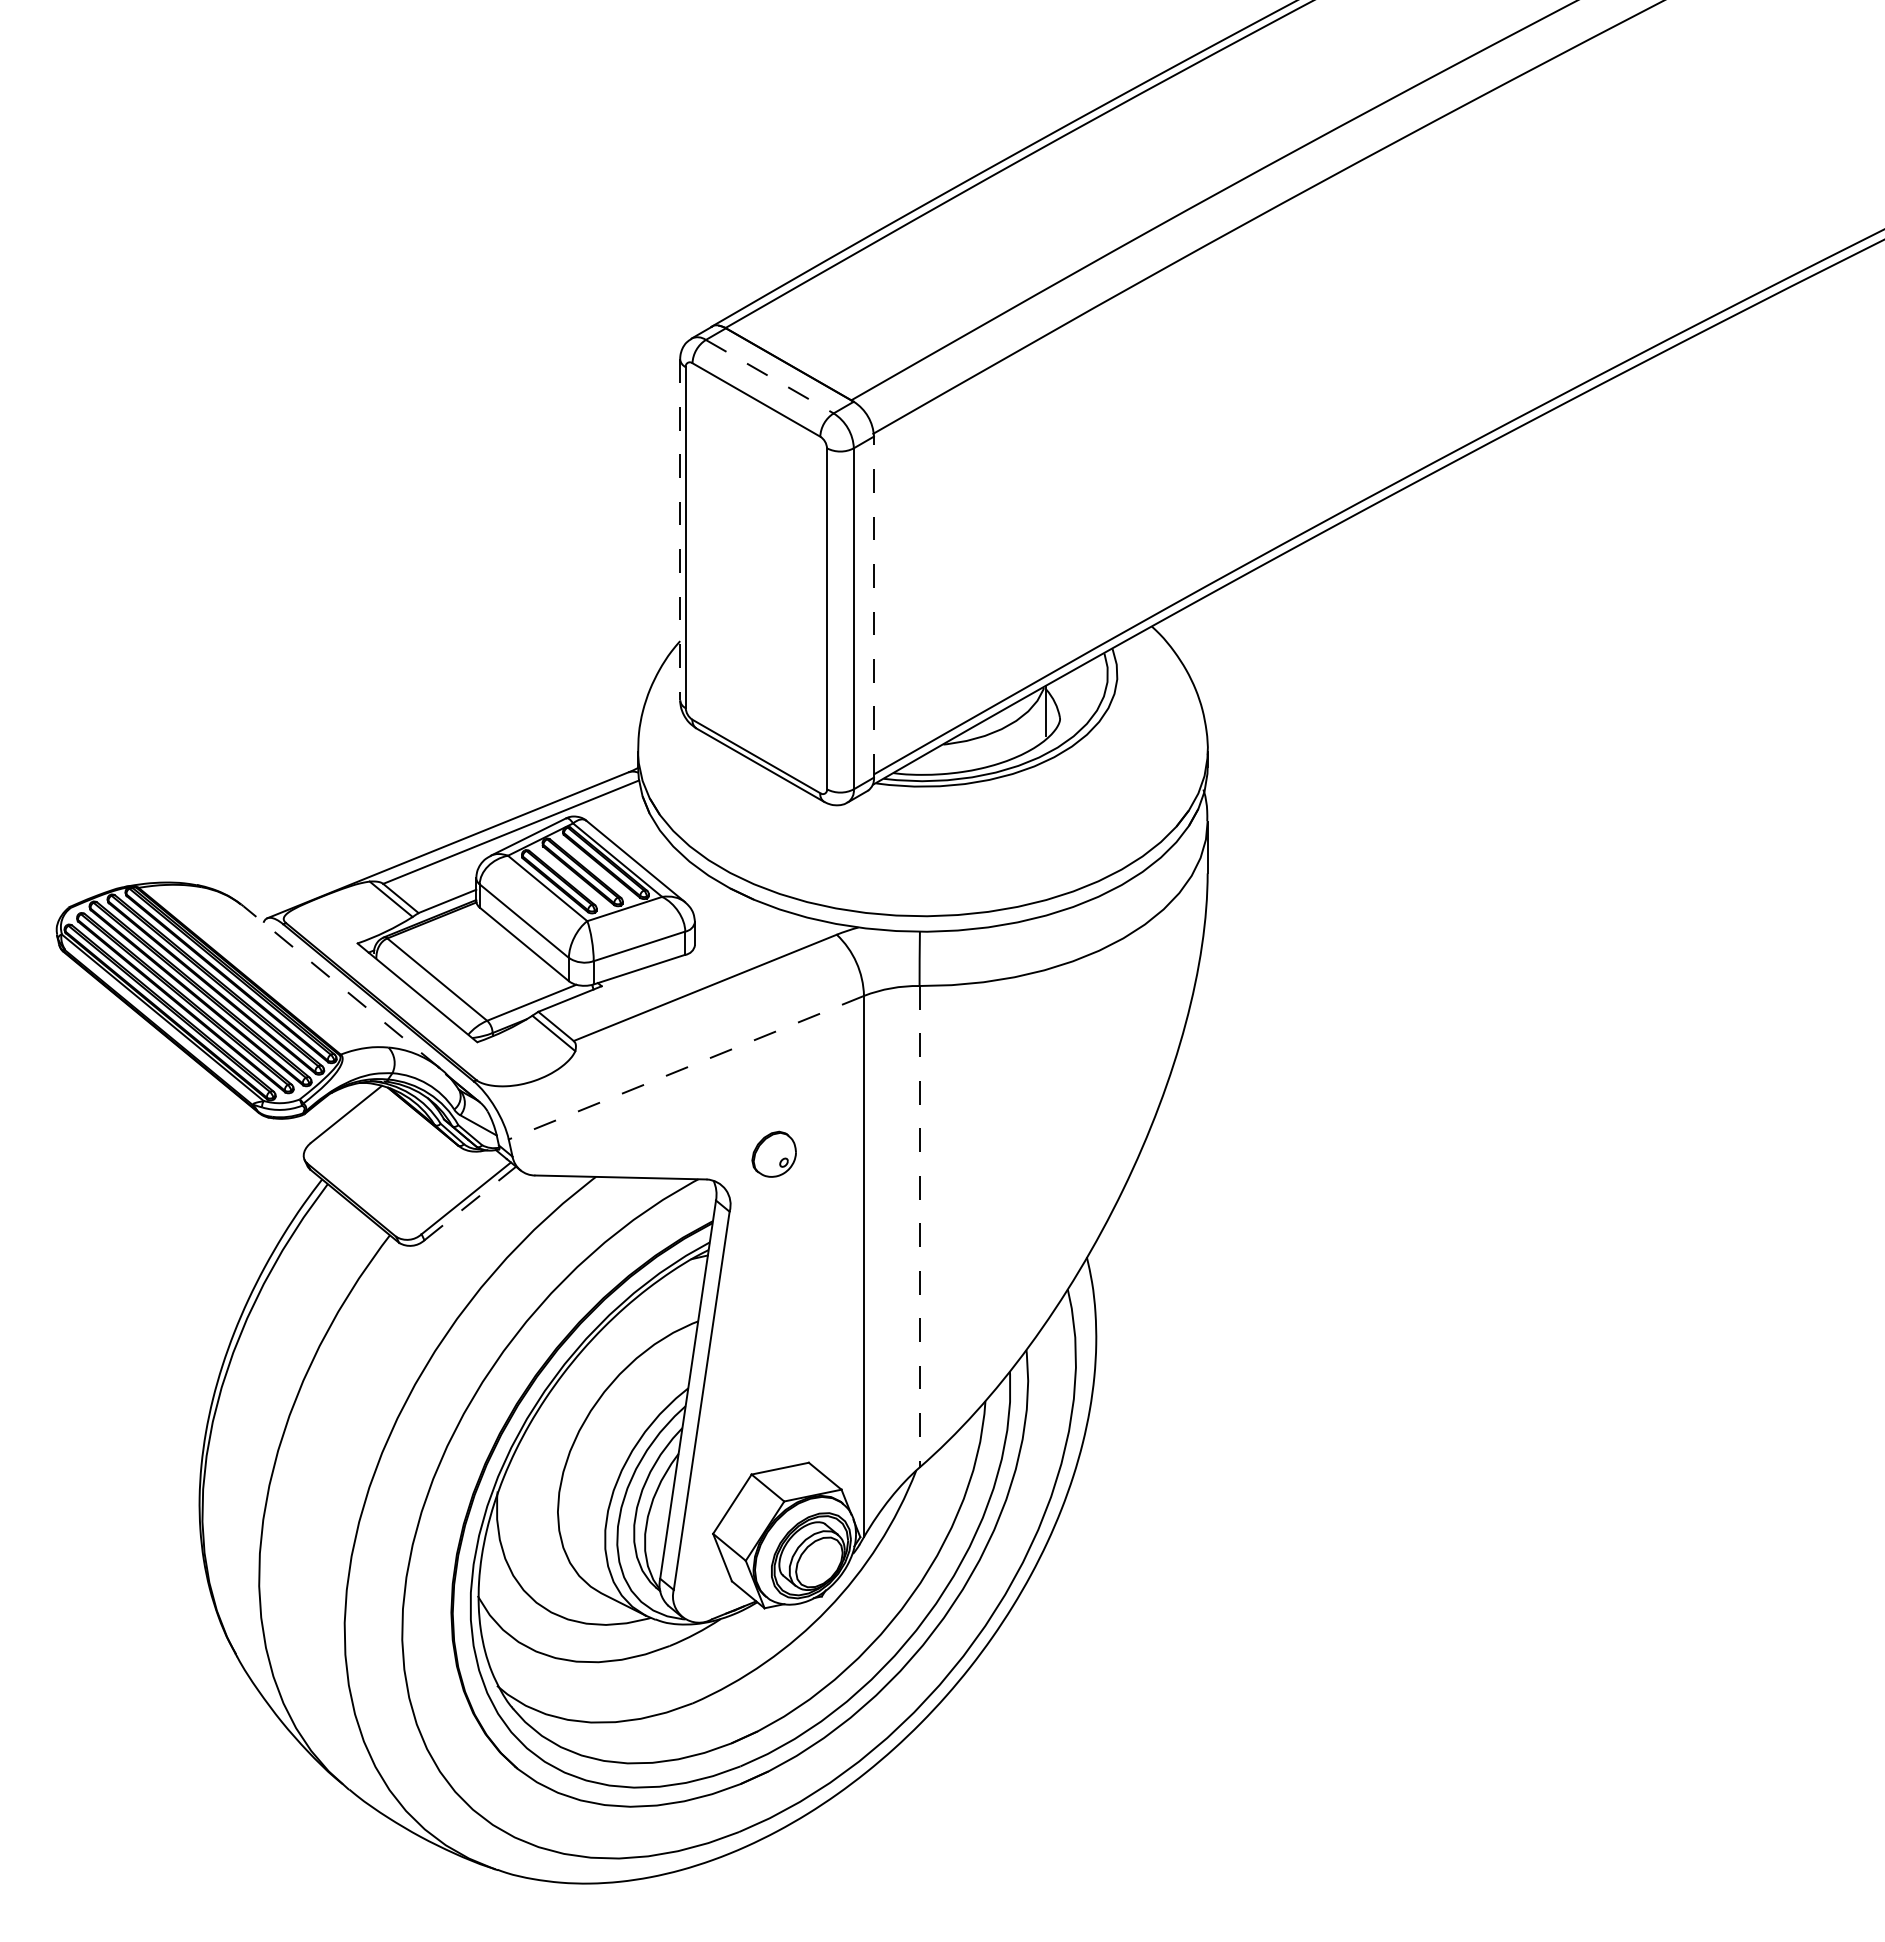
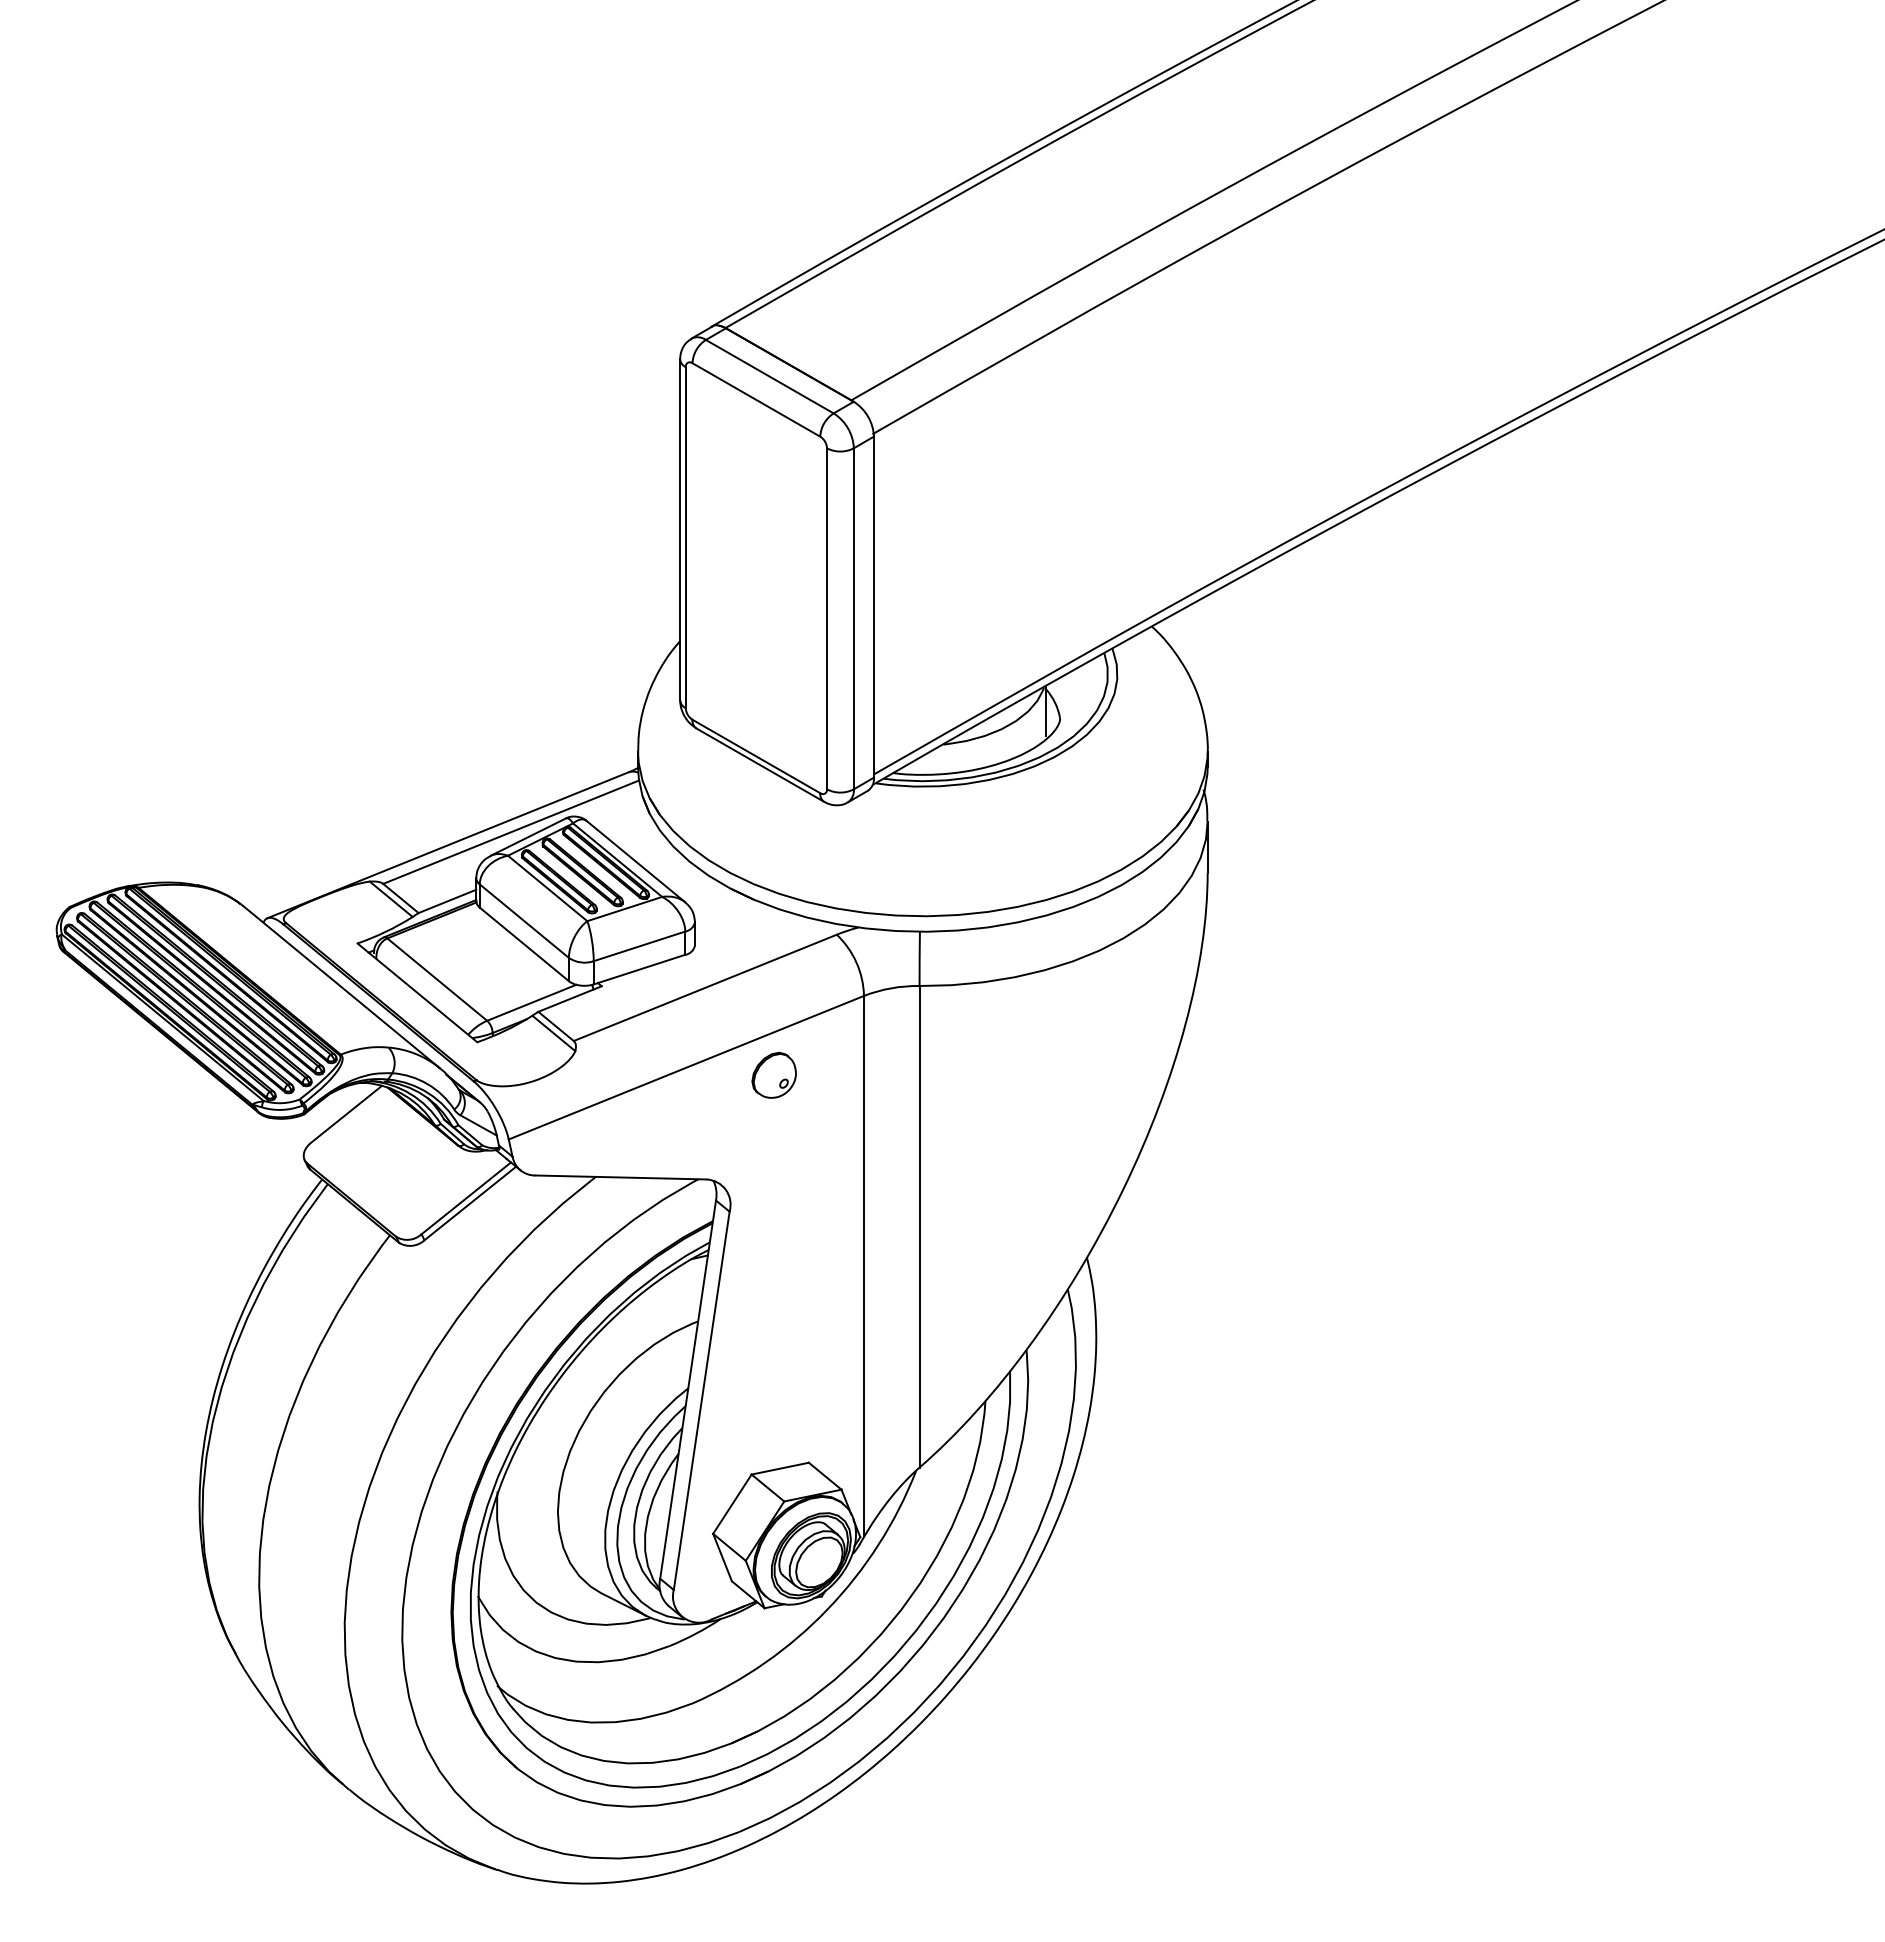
line: dashed -> solid (769, 376)
line: dashed -> solid (680, 529)
line: dashed -> solid (873, 607)
line: dashed -> solid (341, 986)
line: dashed -> solid (686, 1067)
part position: (773, 1153) -> (773, 1074) (773, 1074)
line: dashed -> solid (470, 1203)
line: dashed -> solid (919, 1226)
